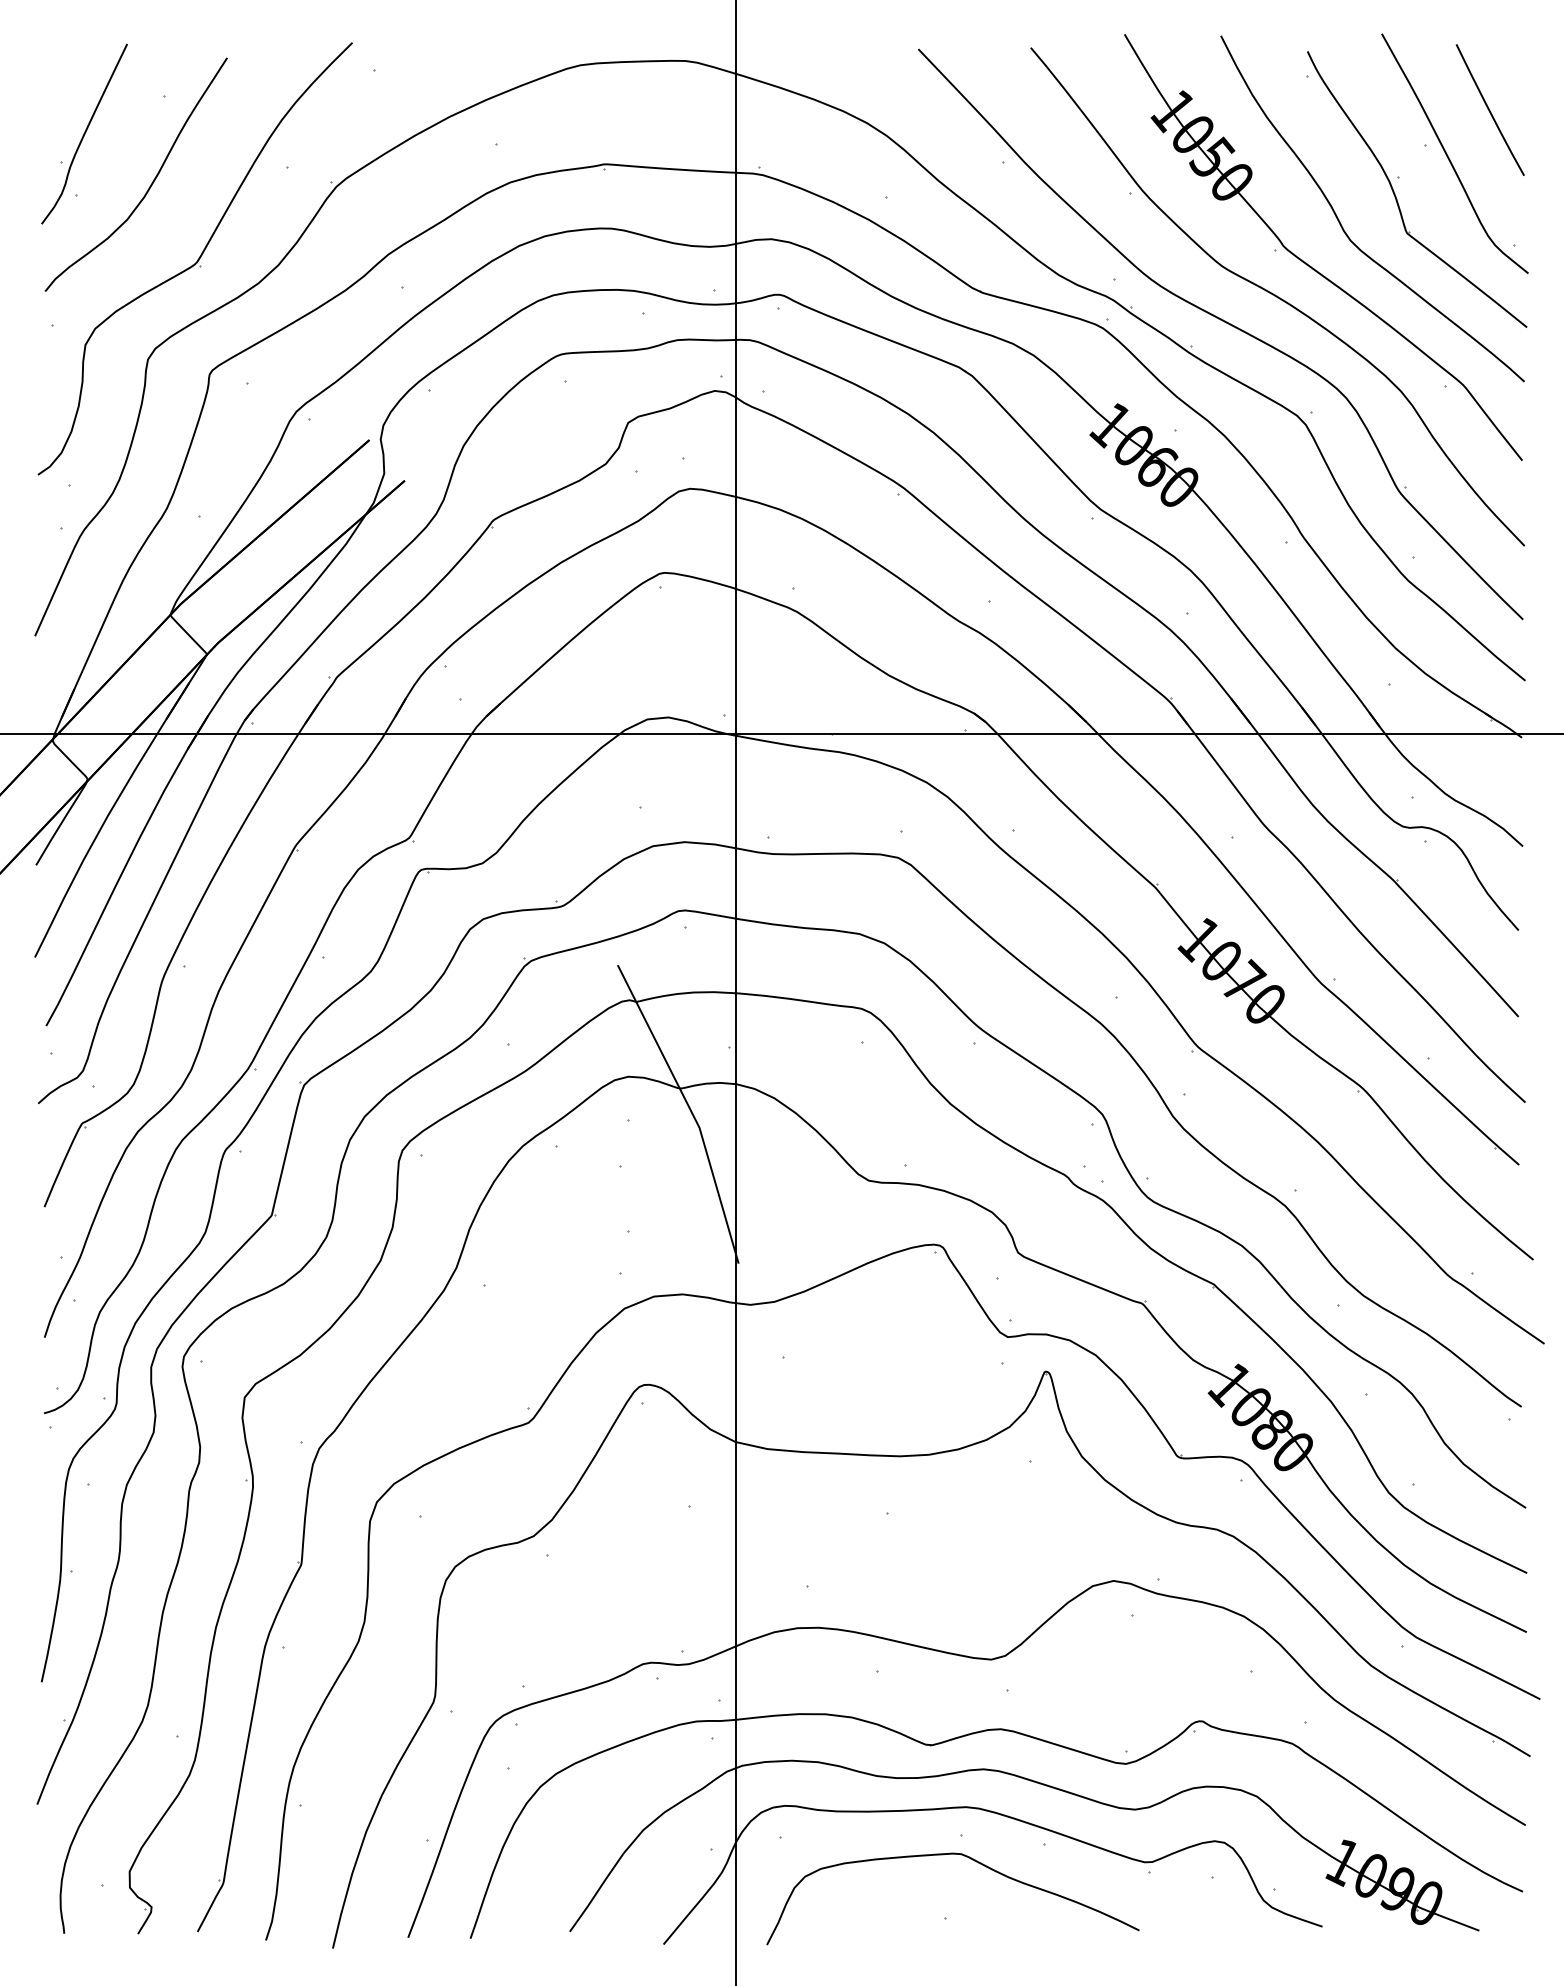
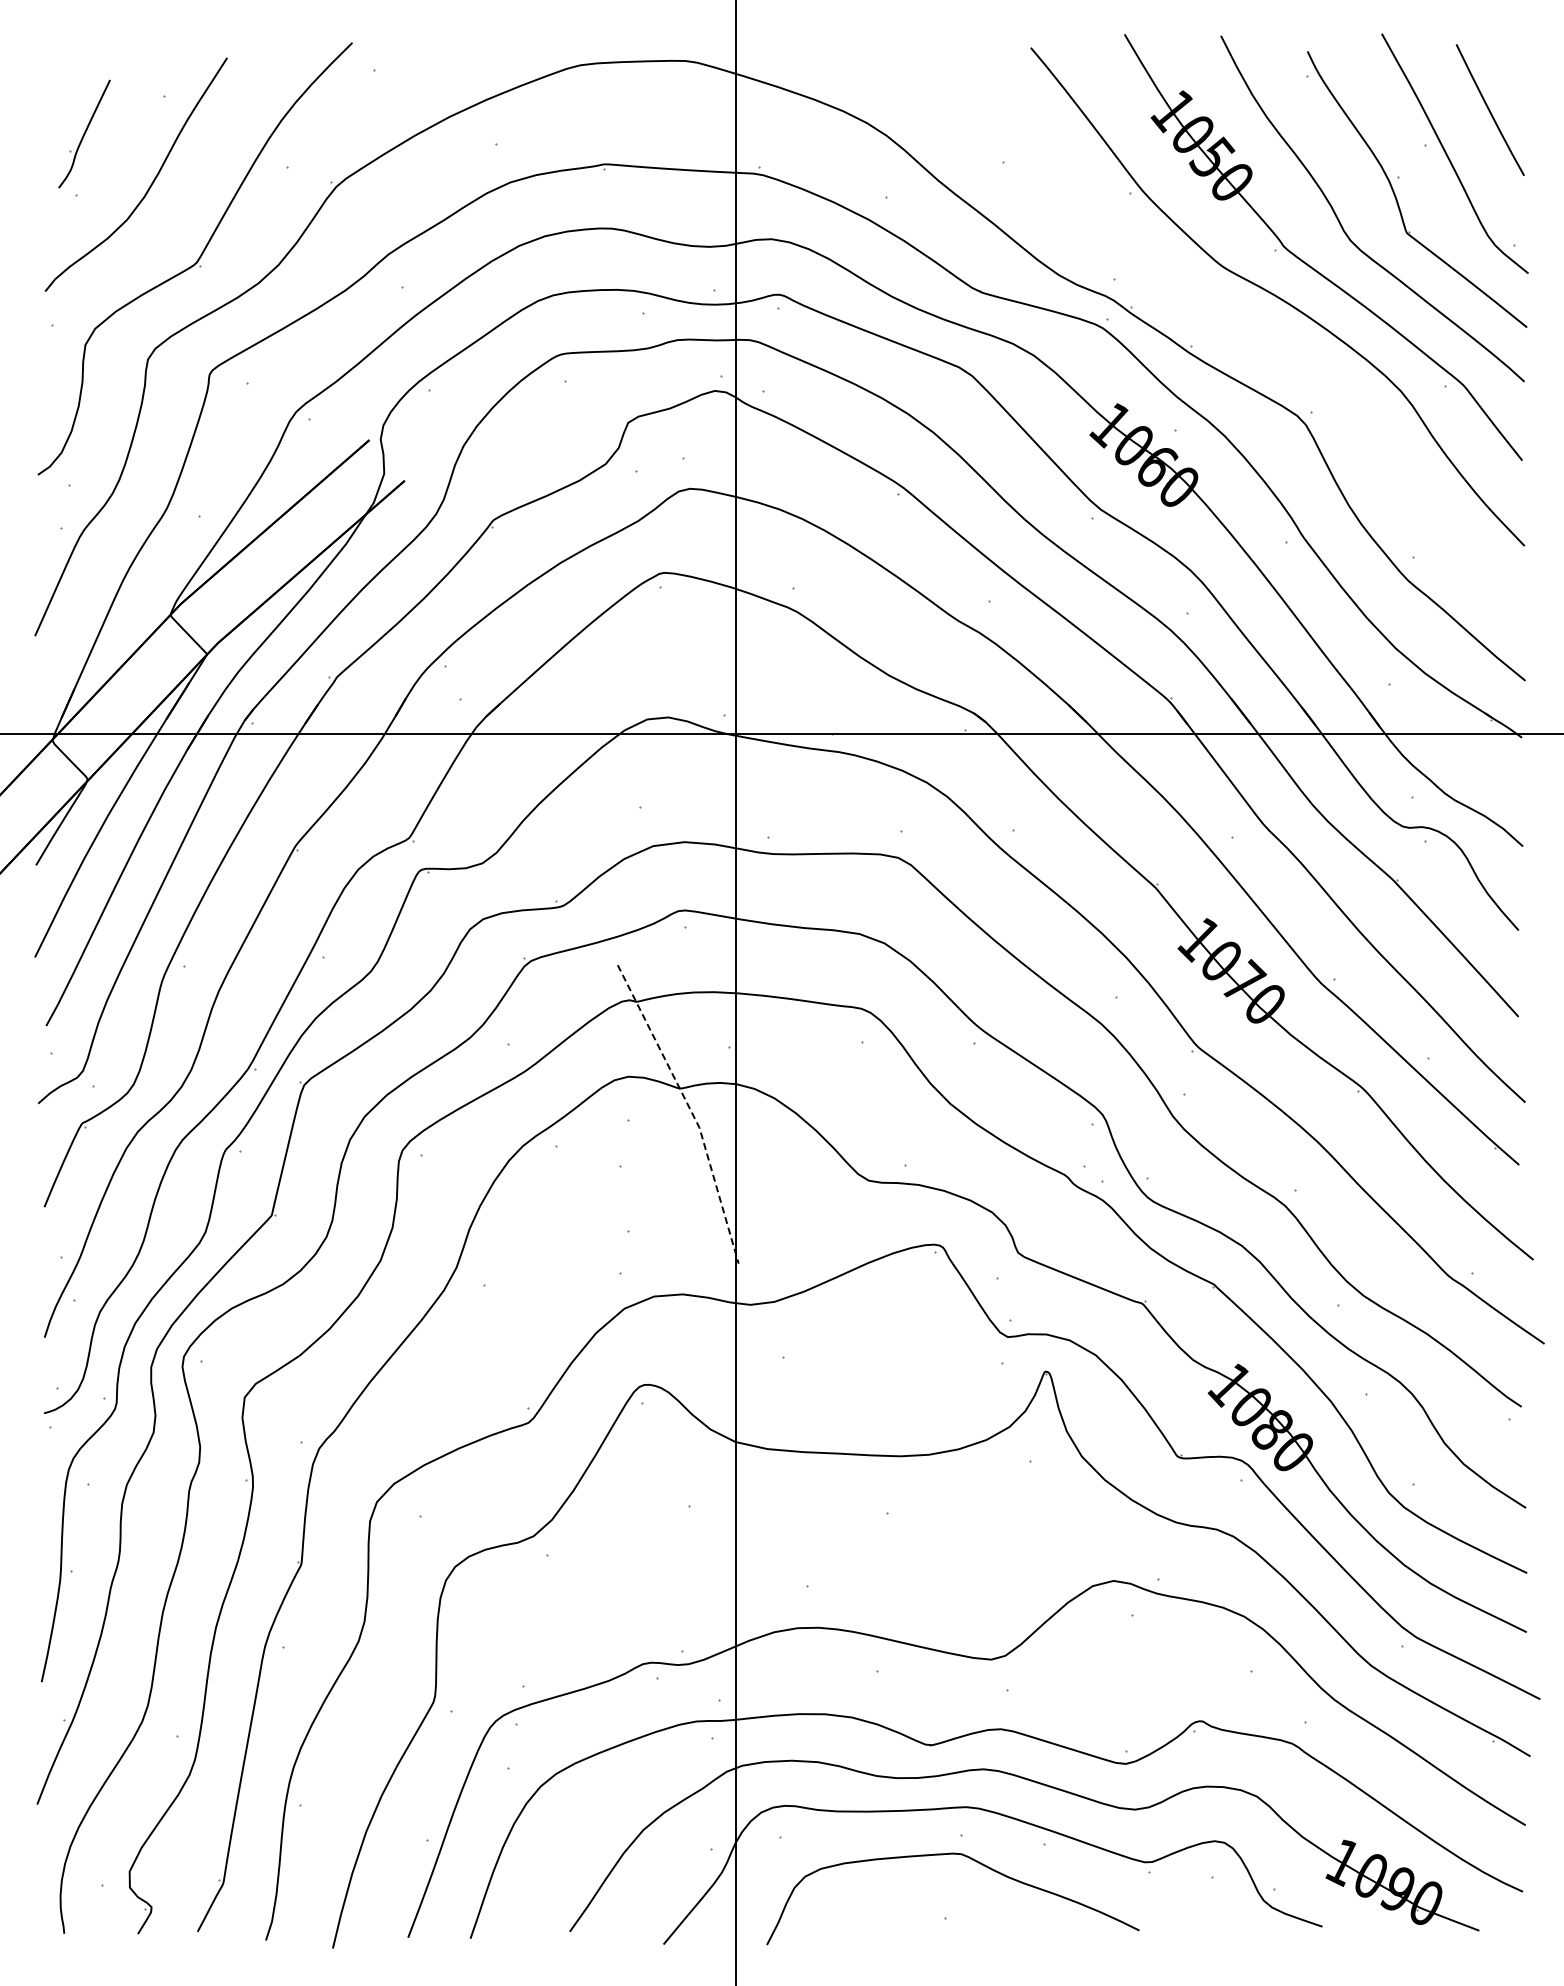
part size: 87x182 px -> 53x110 px (84, 133)
part: present -> none (1226, 323)
line: solid -> dashed (690, 1110)
